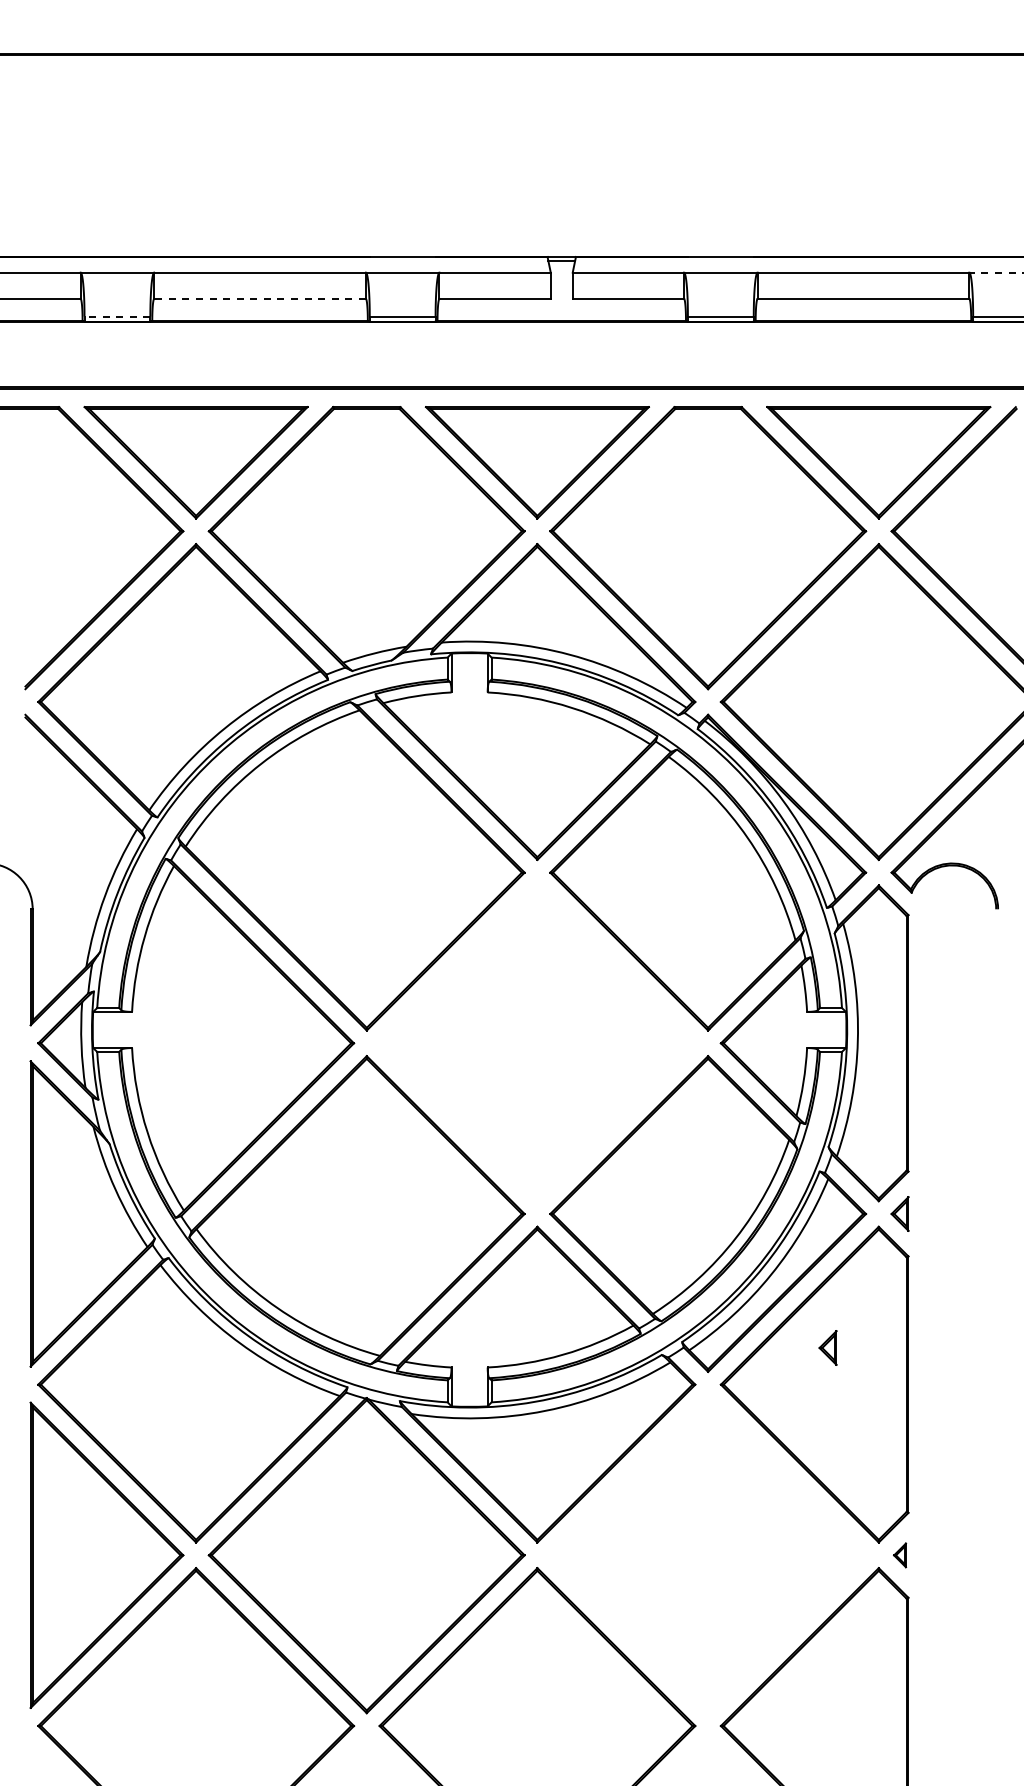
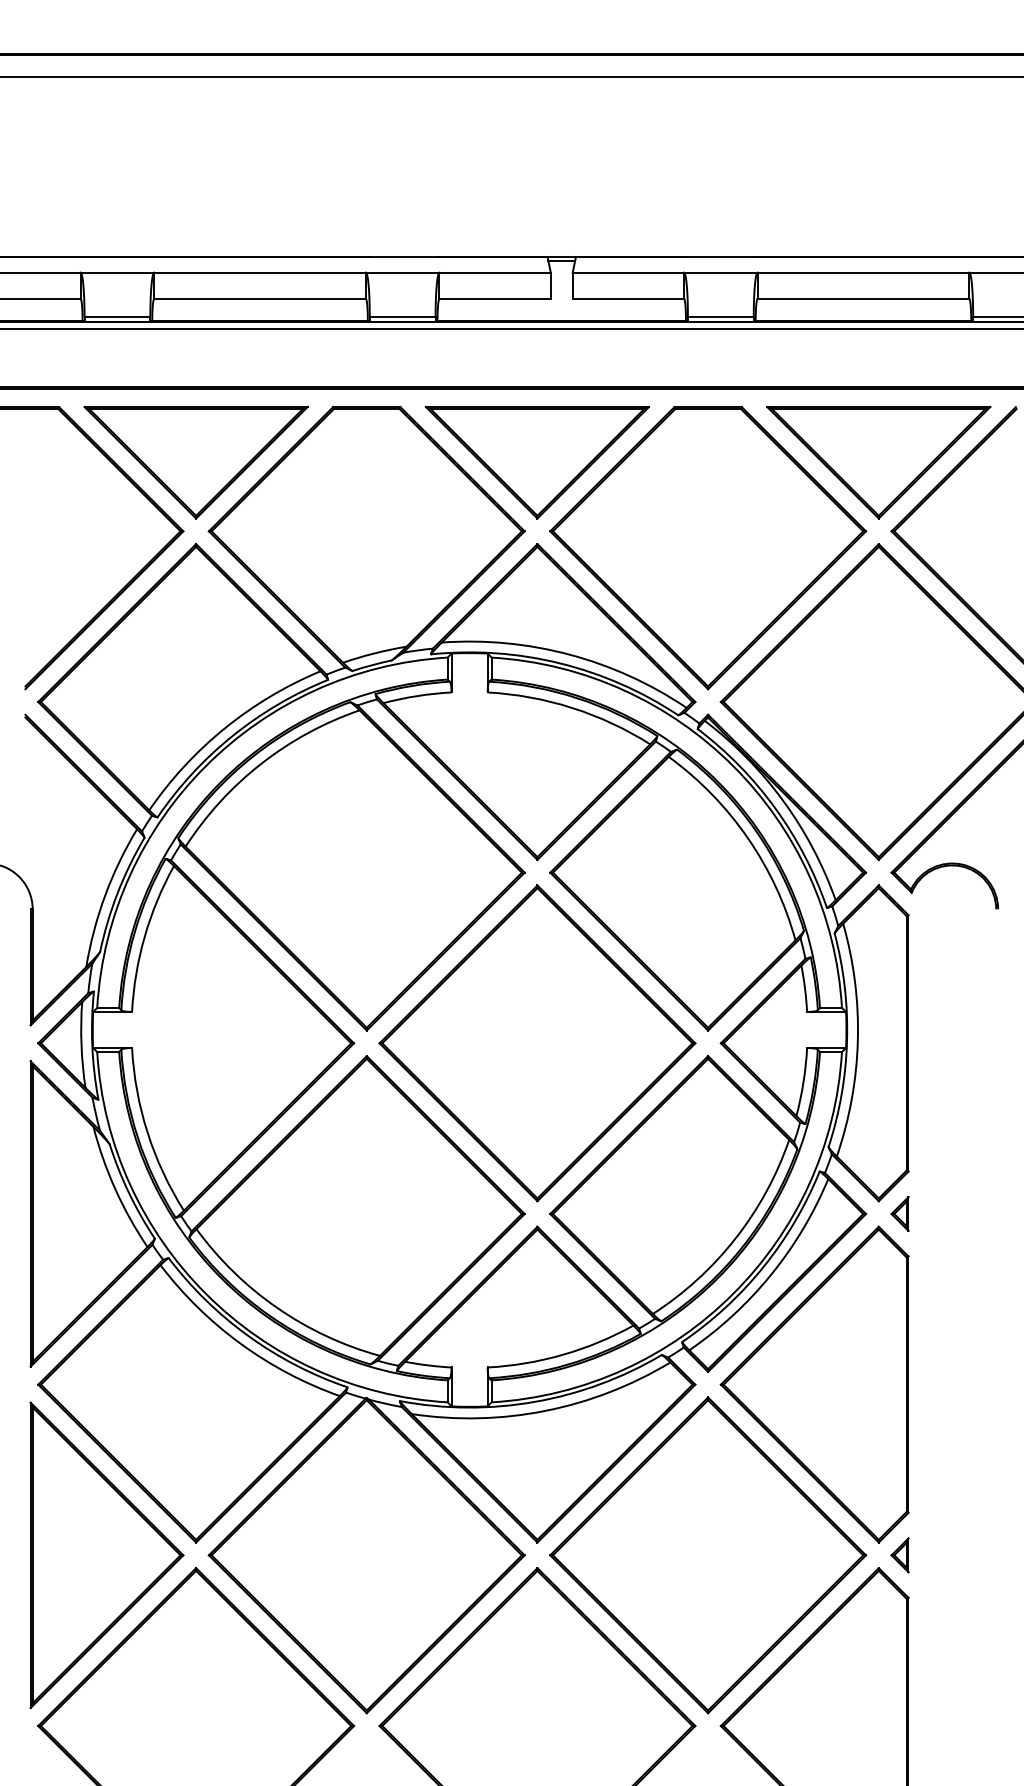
line: none -> present (511, 77)
line: dashed -> solid (996, 272)
line: dashed -> solid (260, 299)
line: dashed -> solid (117, 316)
line: none -> present (511, 329)
part: none -> present (537, 1043)
part: present -> none (827, 1347)
part: none -> present (708, 1555)
part size: 15x27 px -> 20x37 px (899, 1555)
